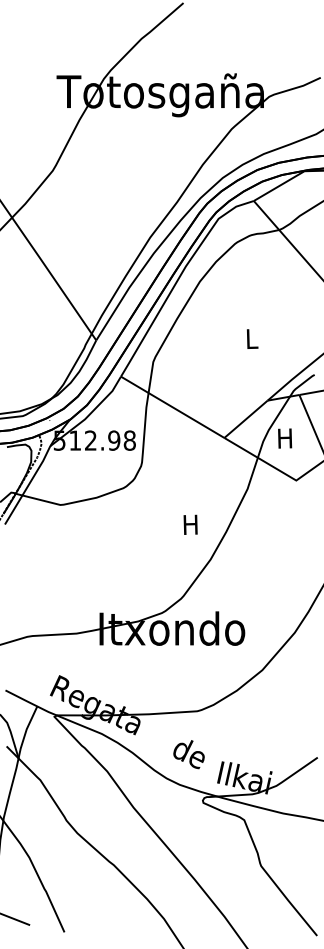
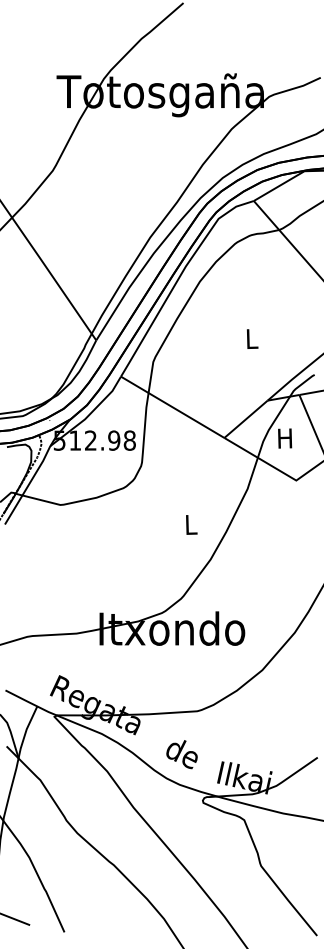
text: H -> L (190, 524)
text position: (188, 754) -> (181, 754) (181, 754)
